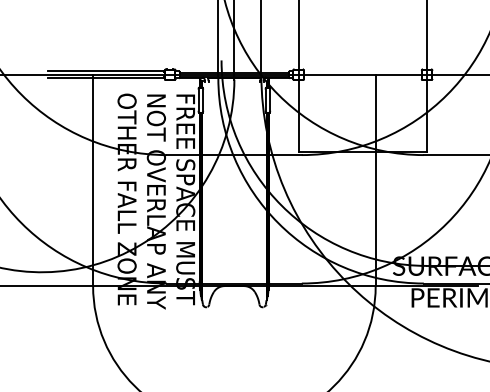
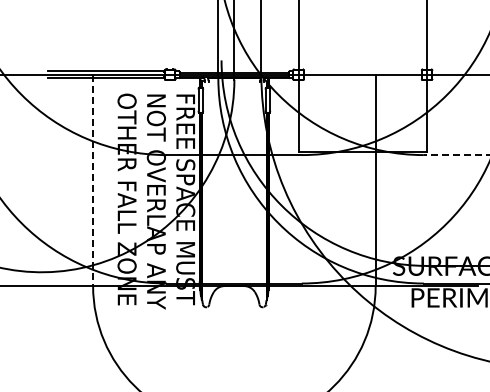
line: solid -> dashed (456, 155)
line: solid -> dashed (93, 180)
